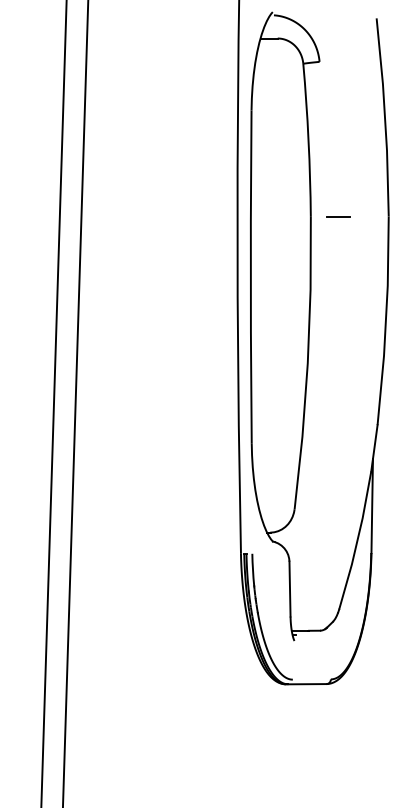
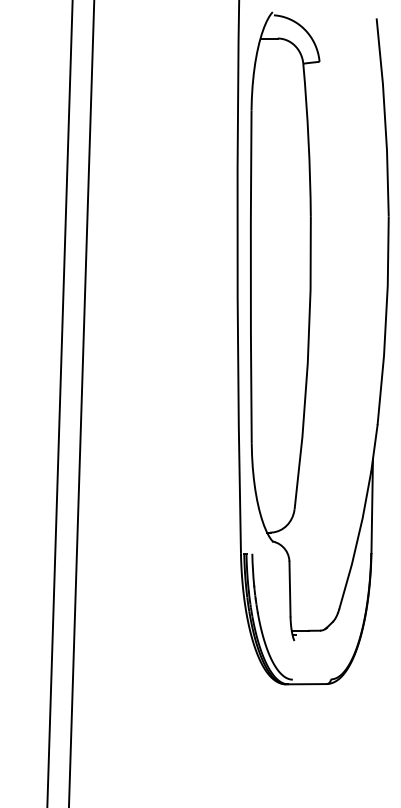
line: present -> none (338, 216)
line position: (53, 403) -> (59, 403) (59, 403)
line position: (75, 403) -> (81, 403) (81, 403)
